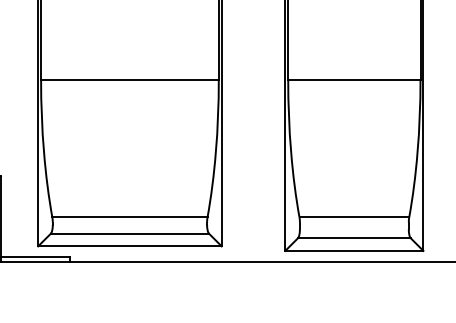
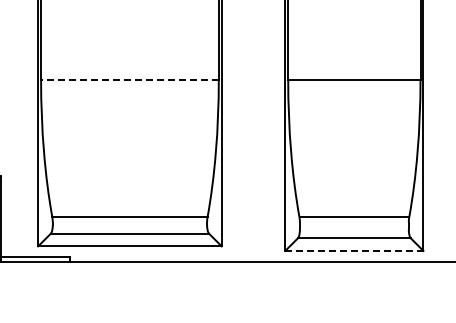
line: solid -> dashed (129, 80)
line: solid -> dashed (354, 250)
